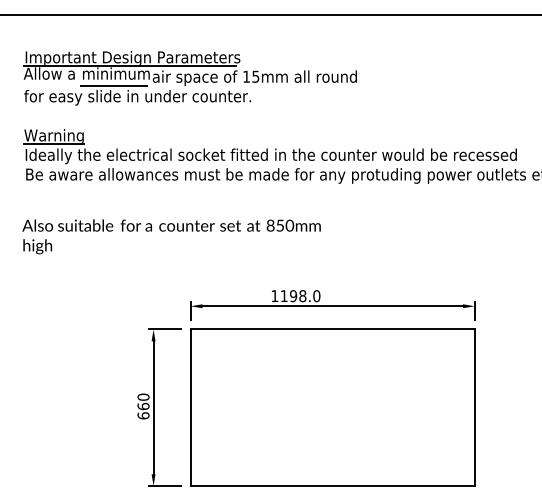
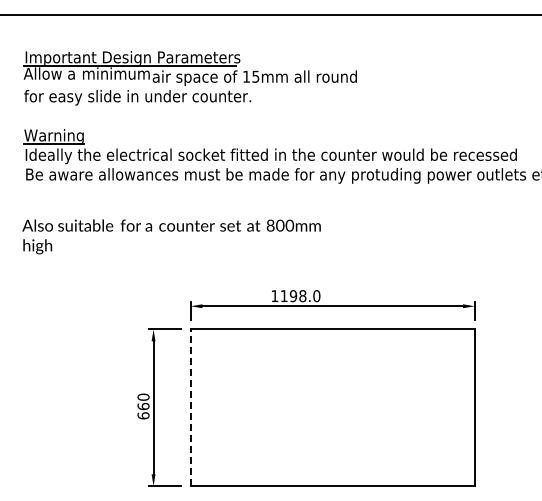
line: present -> none (113, 85)
text: 850mm -> 800mm (280, 225)
line: solid -> dashed (190, 407)
